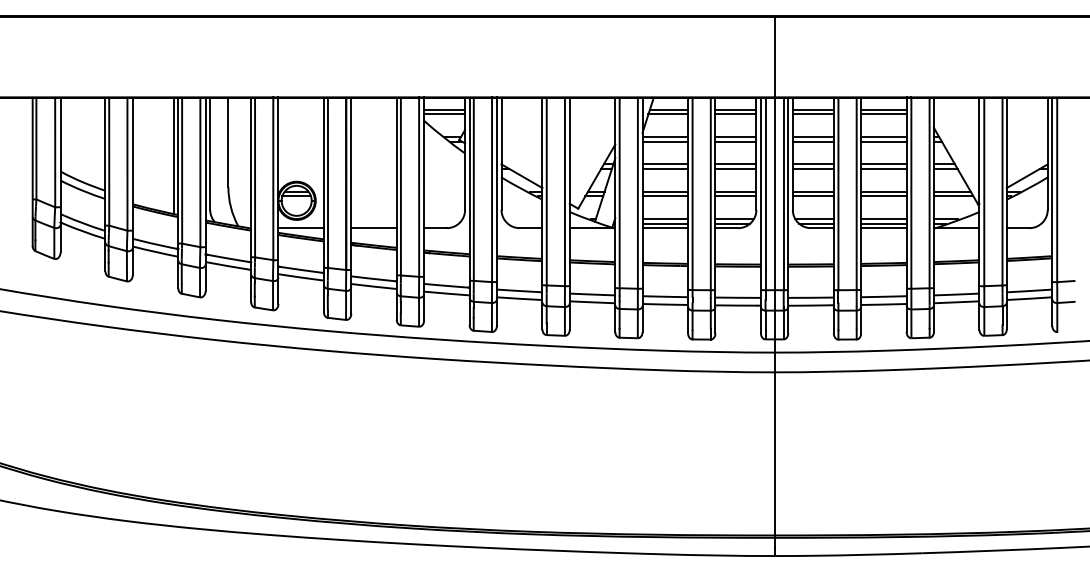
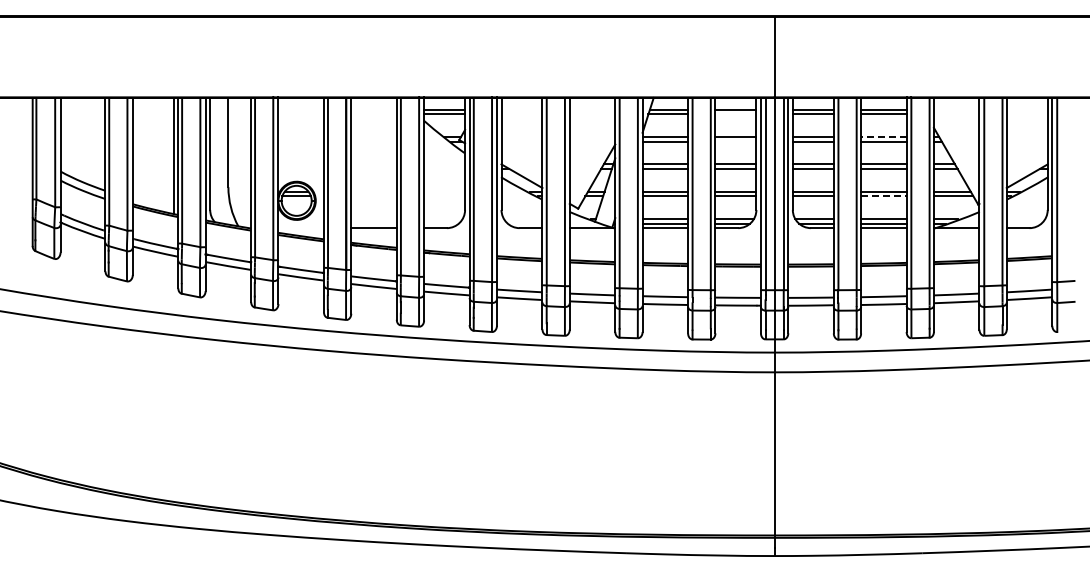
line: present -> none (735, 114)
line: solid -> dashed (883, 137)
line: present -> none (735, 141)
line: solid -> dashed (883, 196)
line: present -> none (300, 228)
